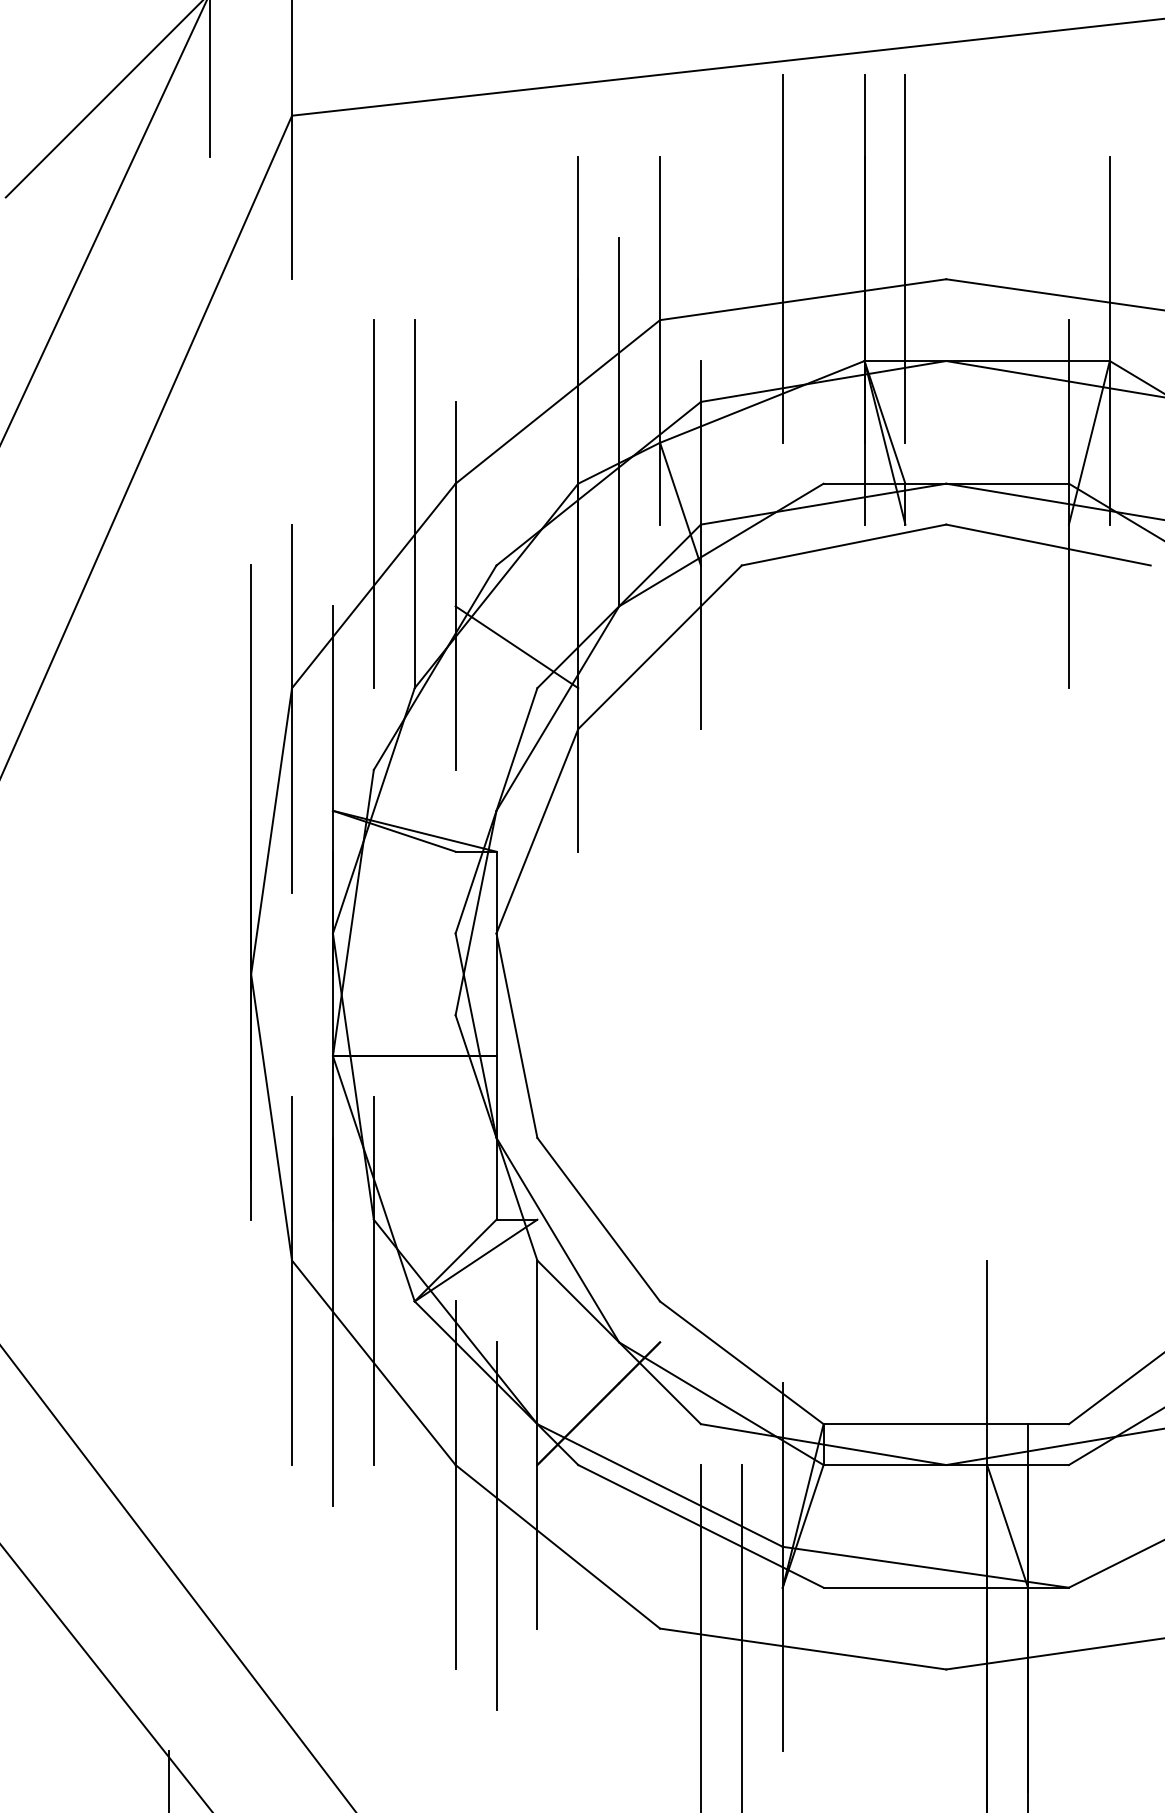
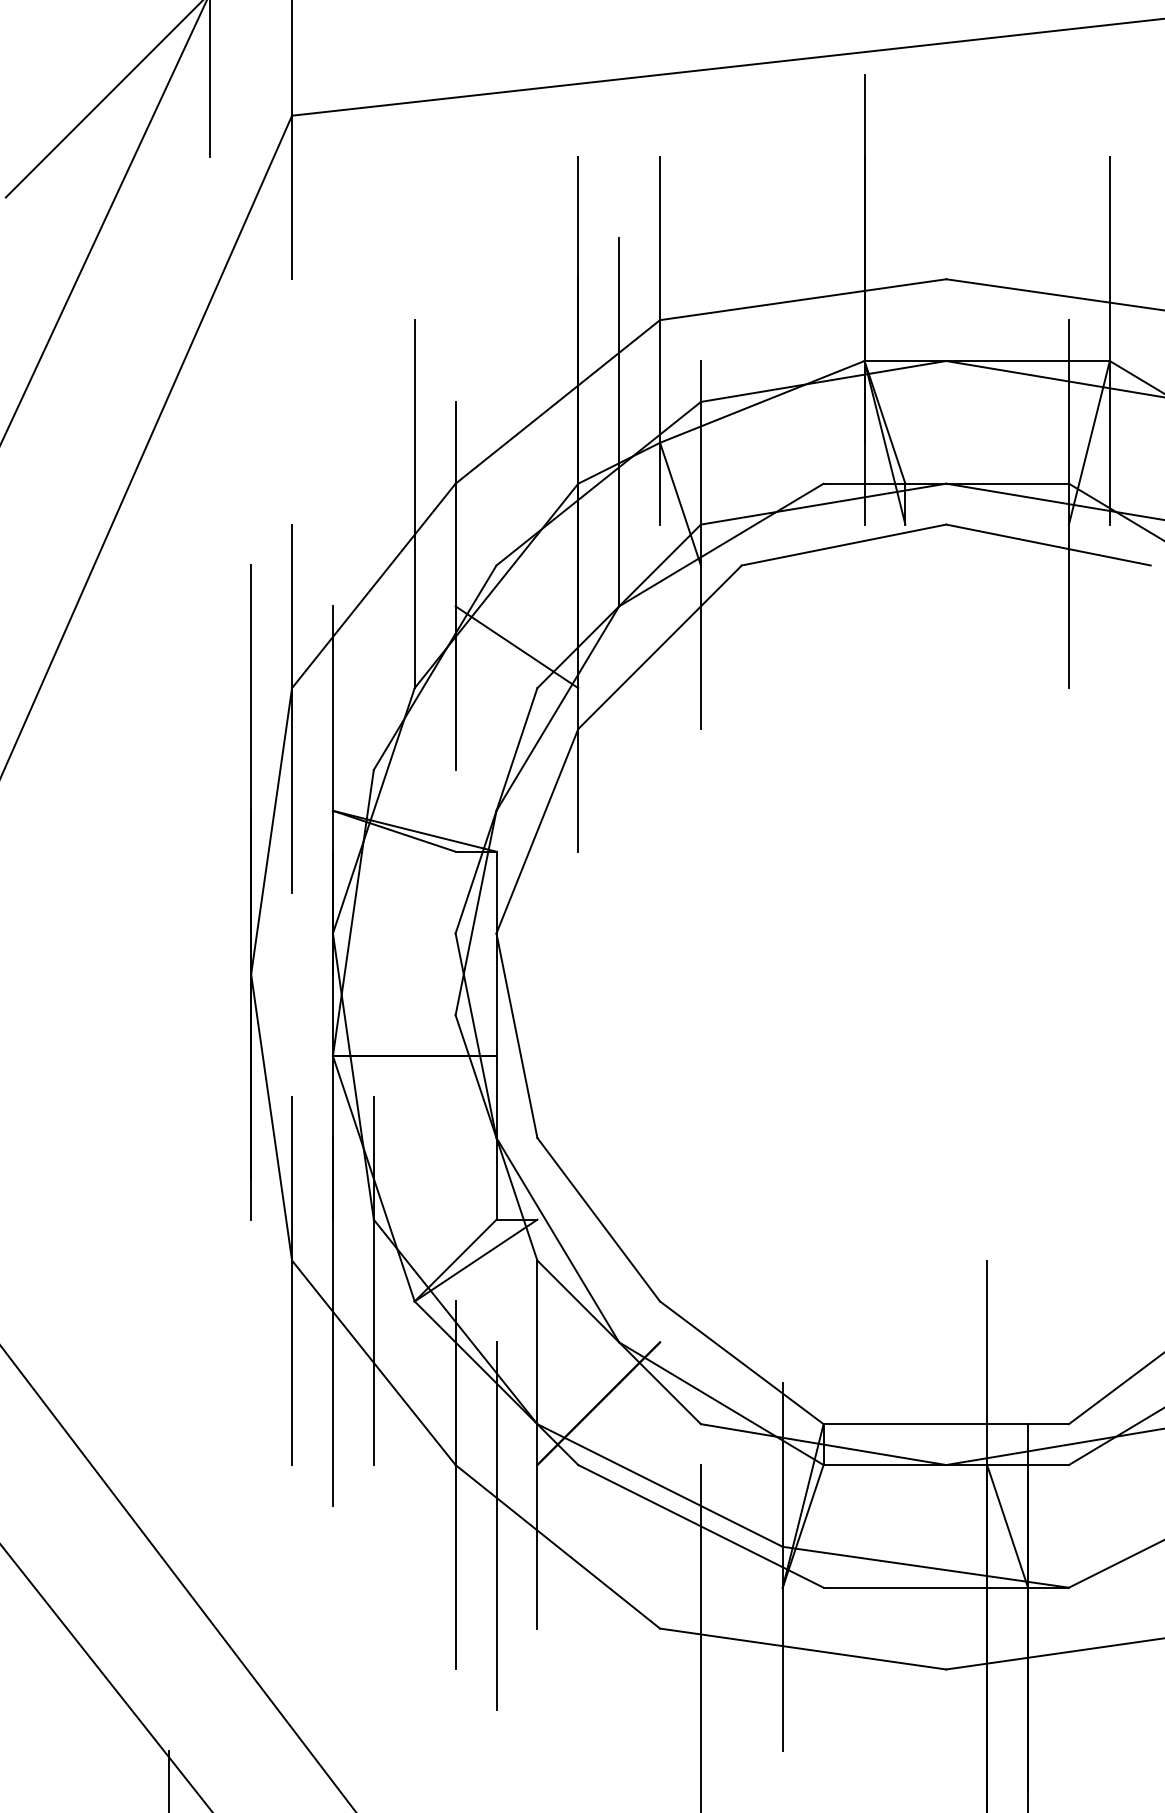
line: present -> none (782, 258)
line: present -> none (905, 258)
line: present -> none (373, 504)
line: present -> none (741, 1637)
